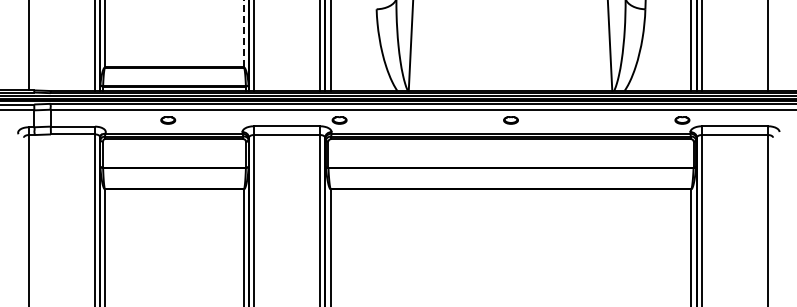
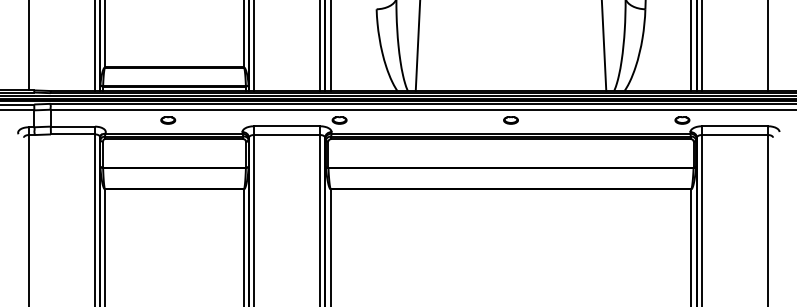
line: dashed -> solid (243, 33)
line position: (410, 46) -> (417, 46) (417, 46)
line position: (609, 46) -> (603, 46) (603, 46)
